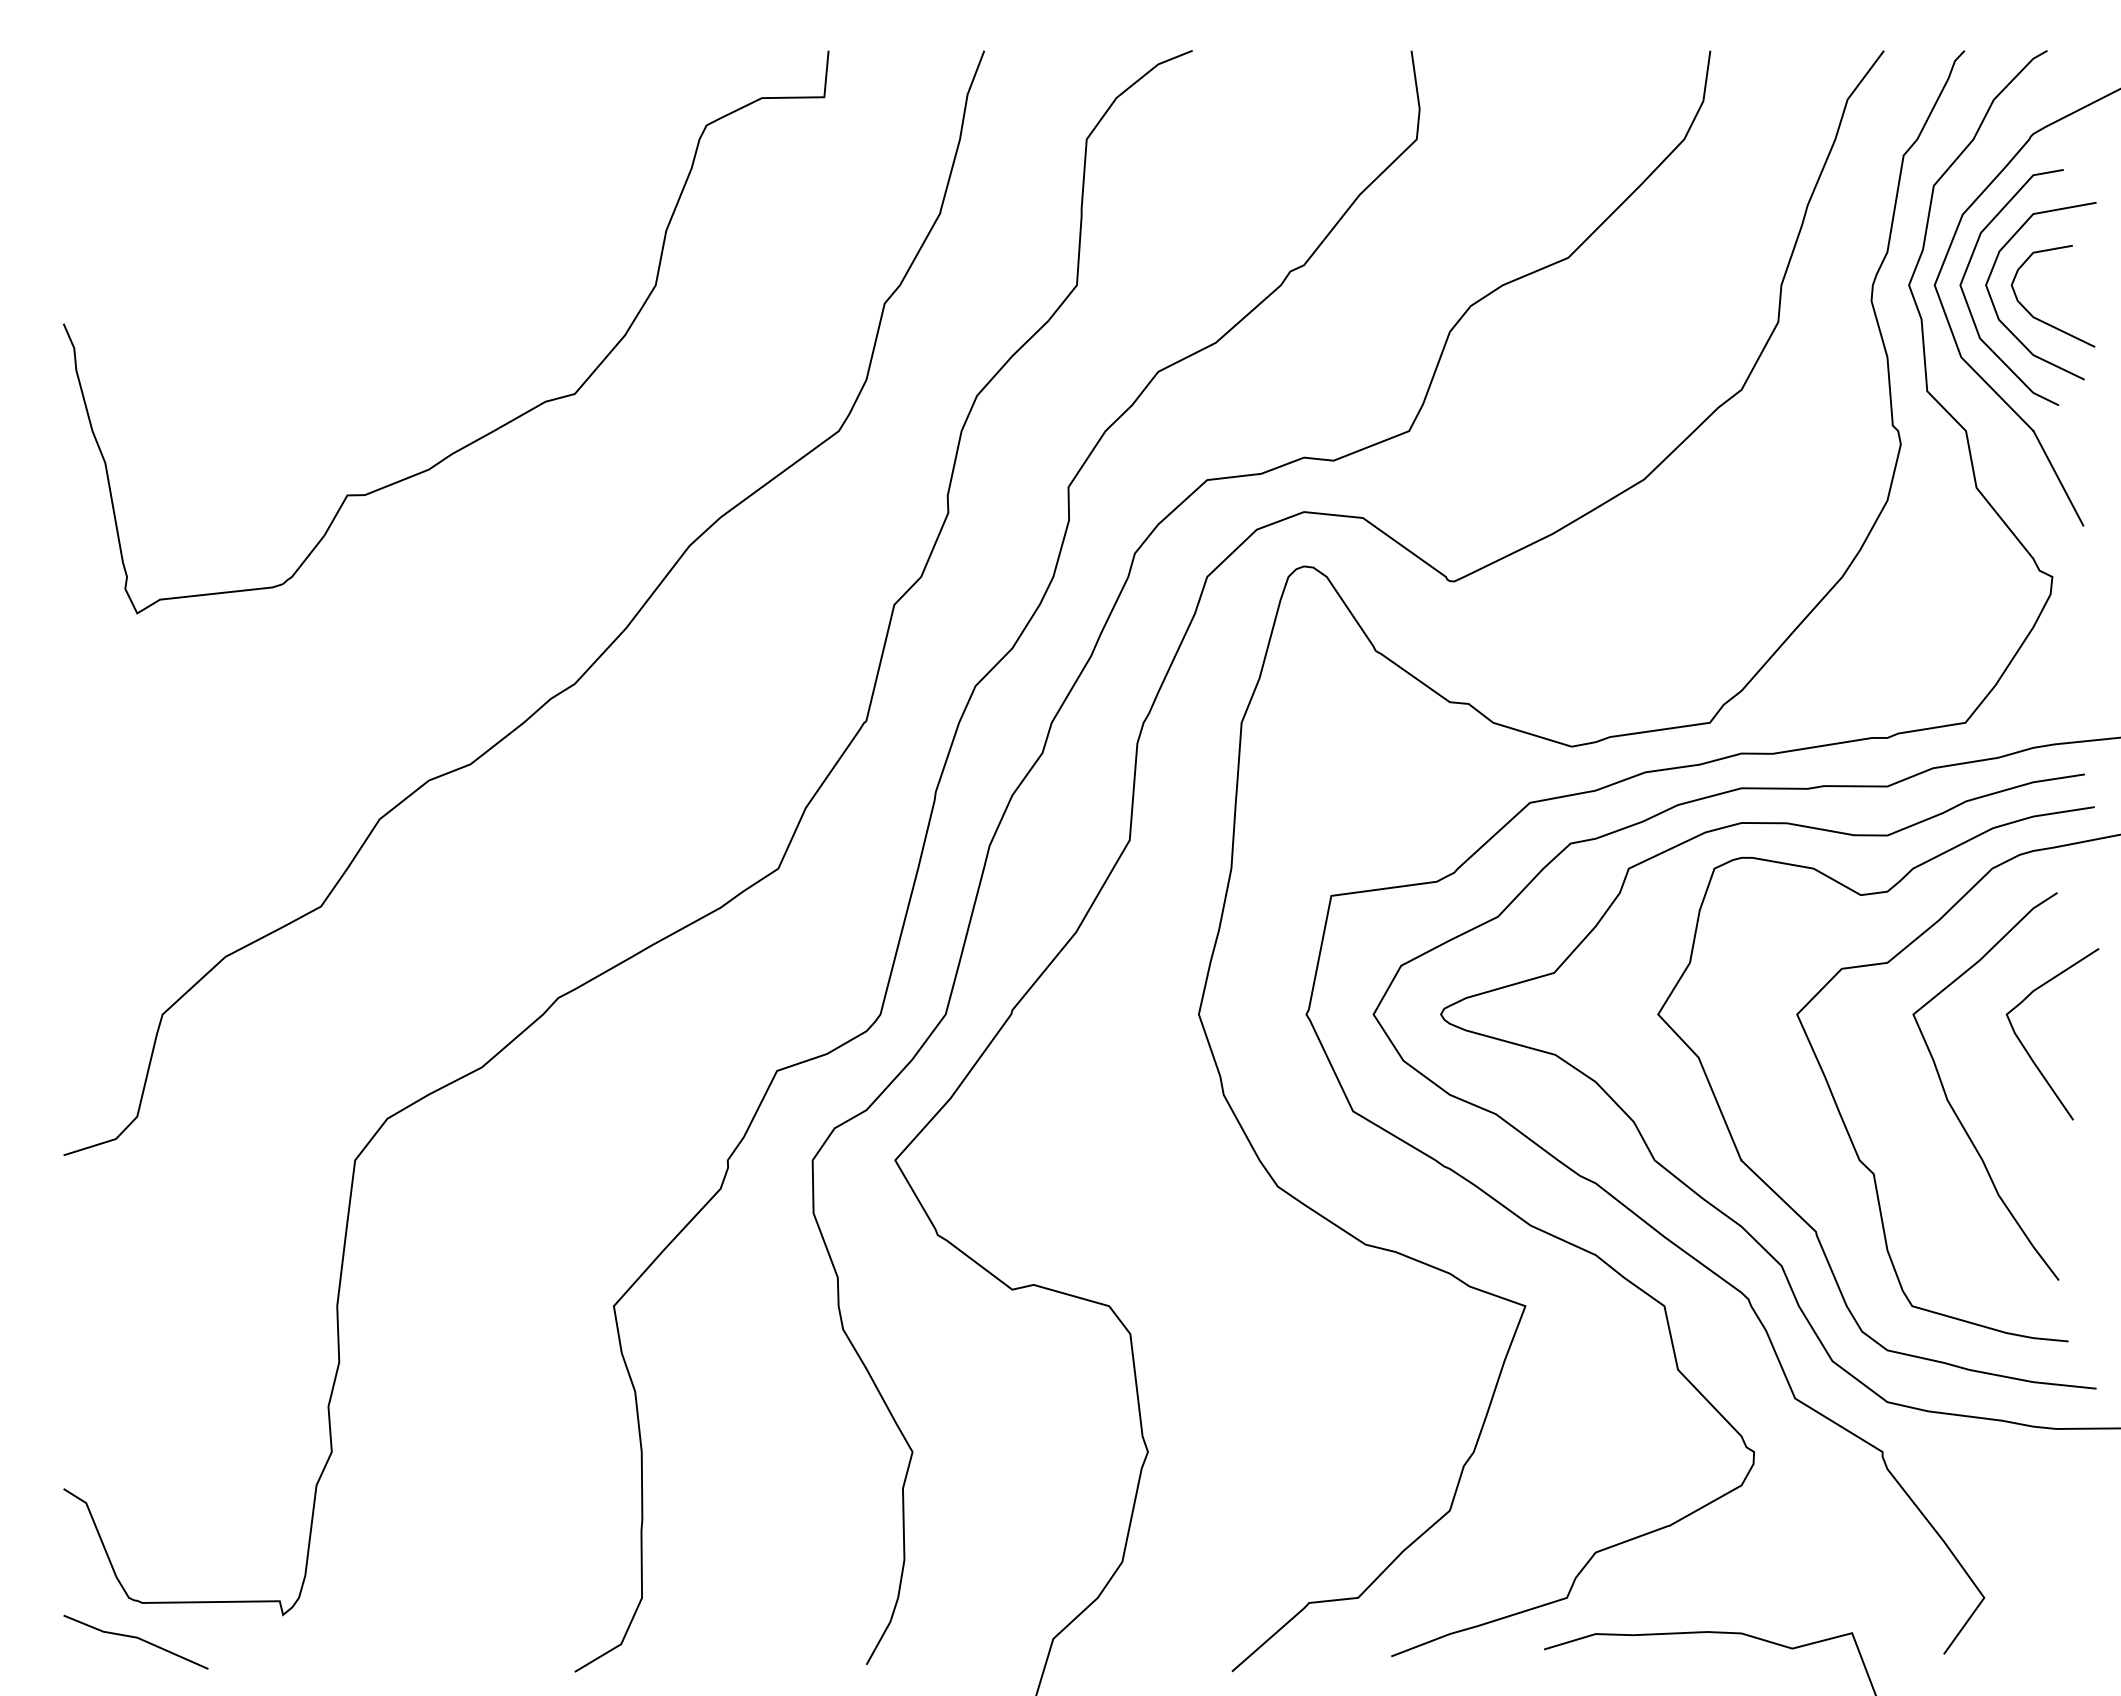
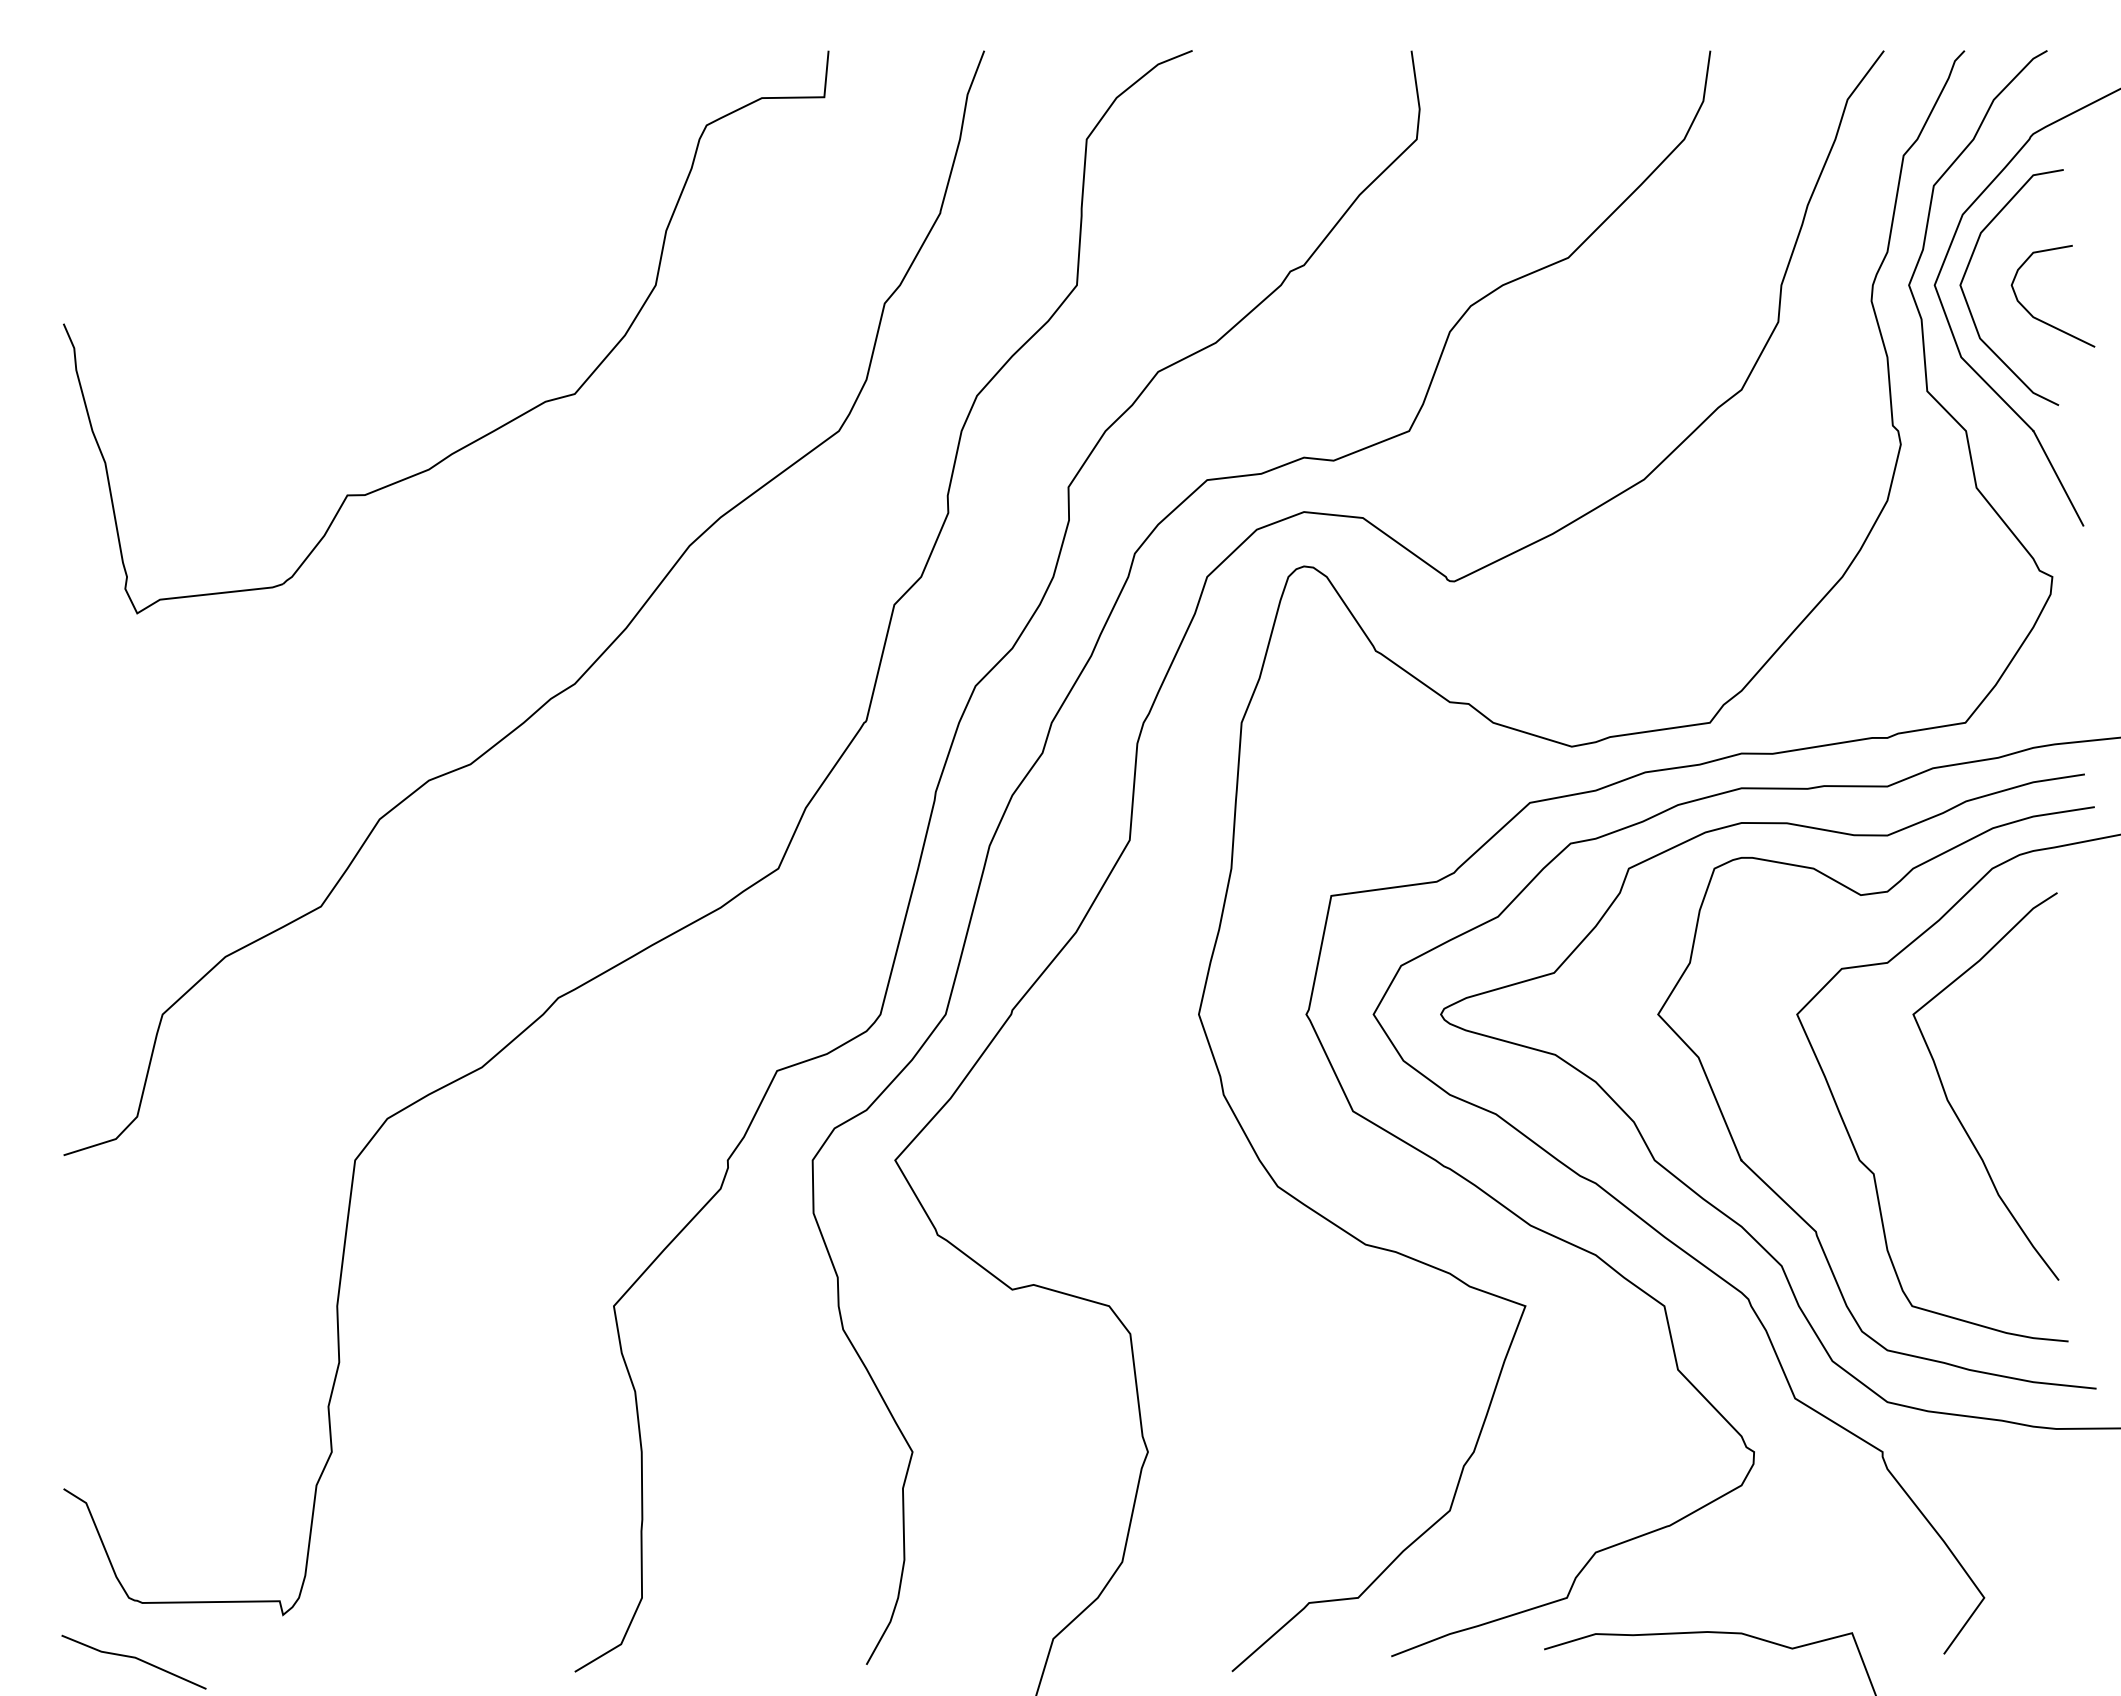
curve: present -> none (1996, 309)
curve: present -> none (2027, 1050)
line position: (135, 1638) -> (133, 1658) (133, 1658)
